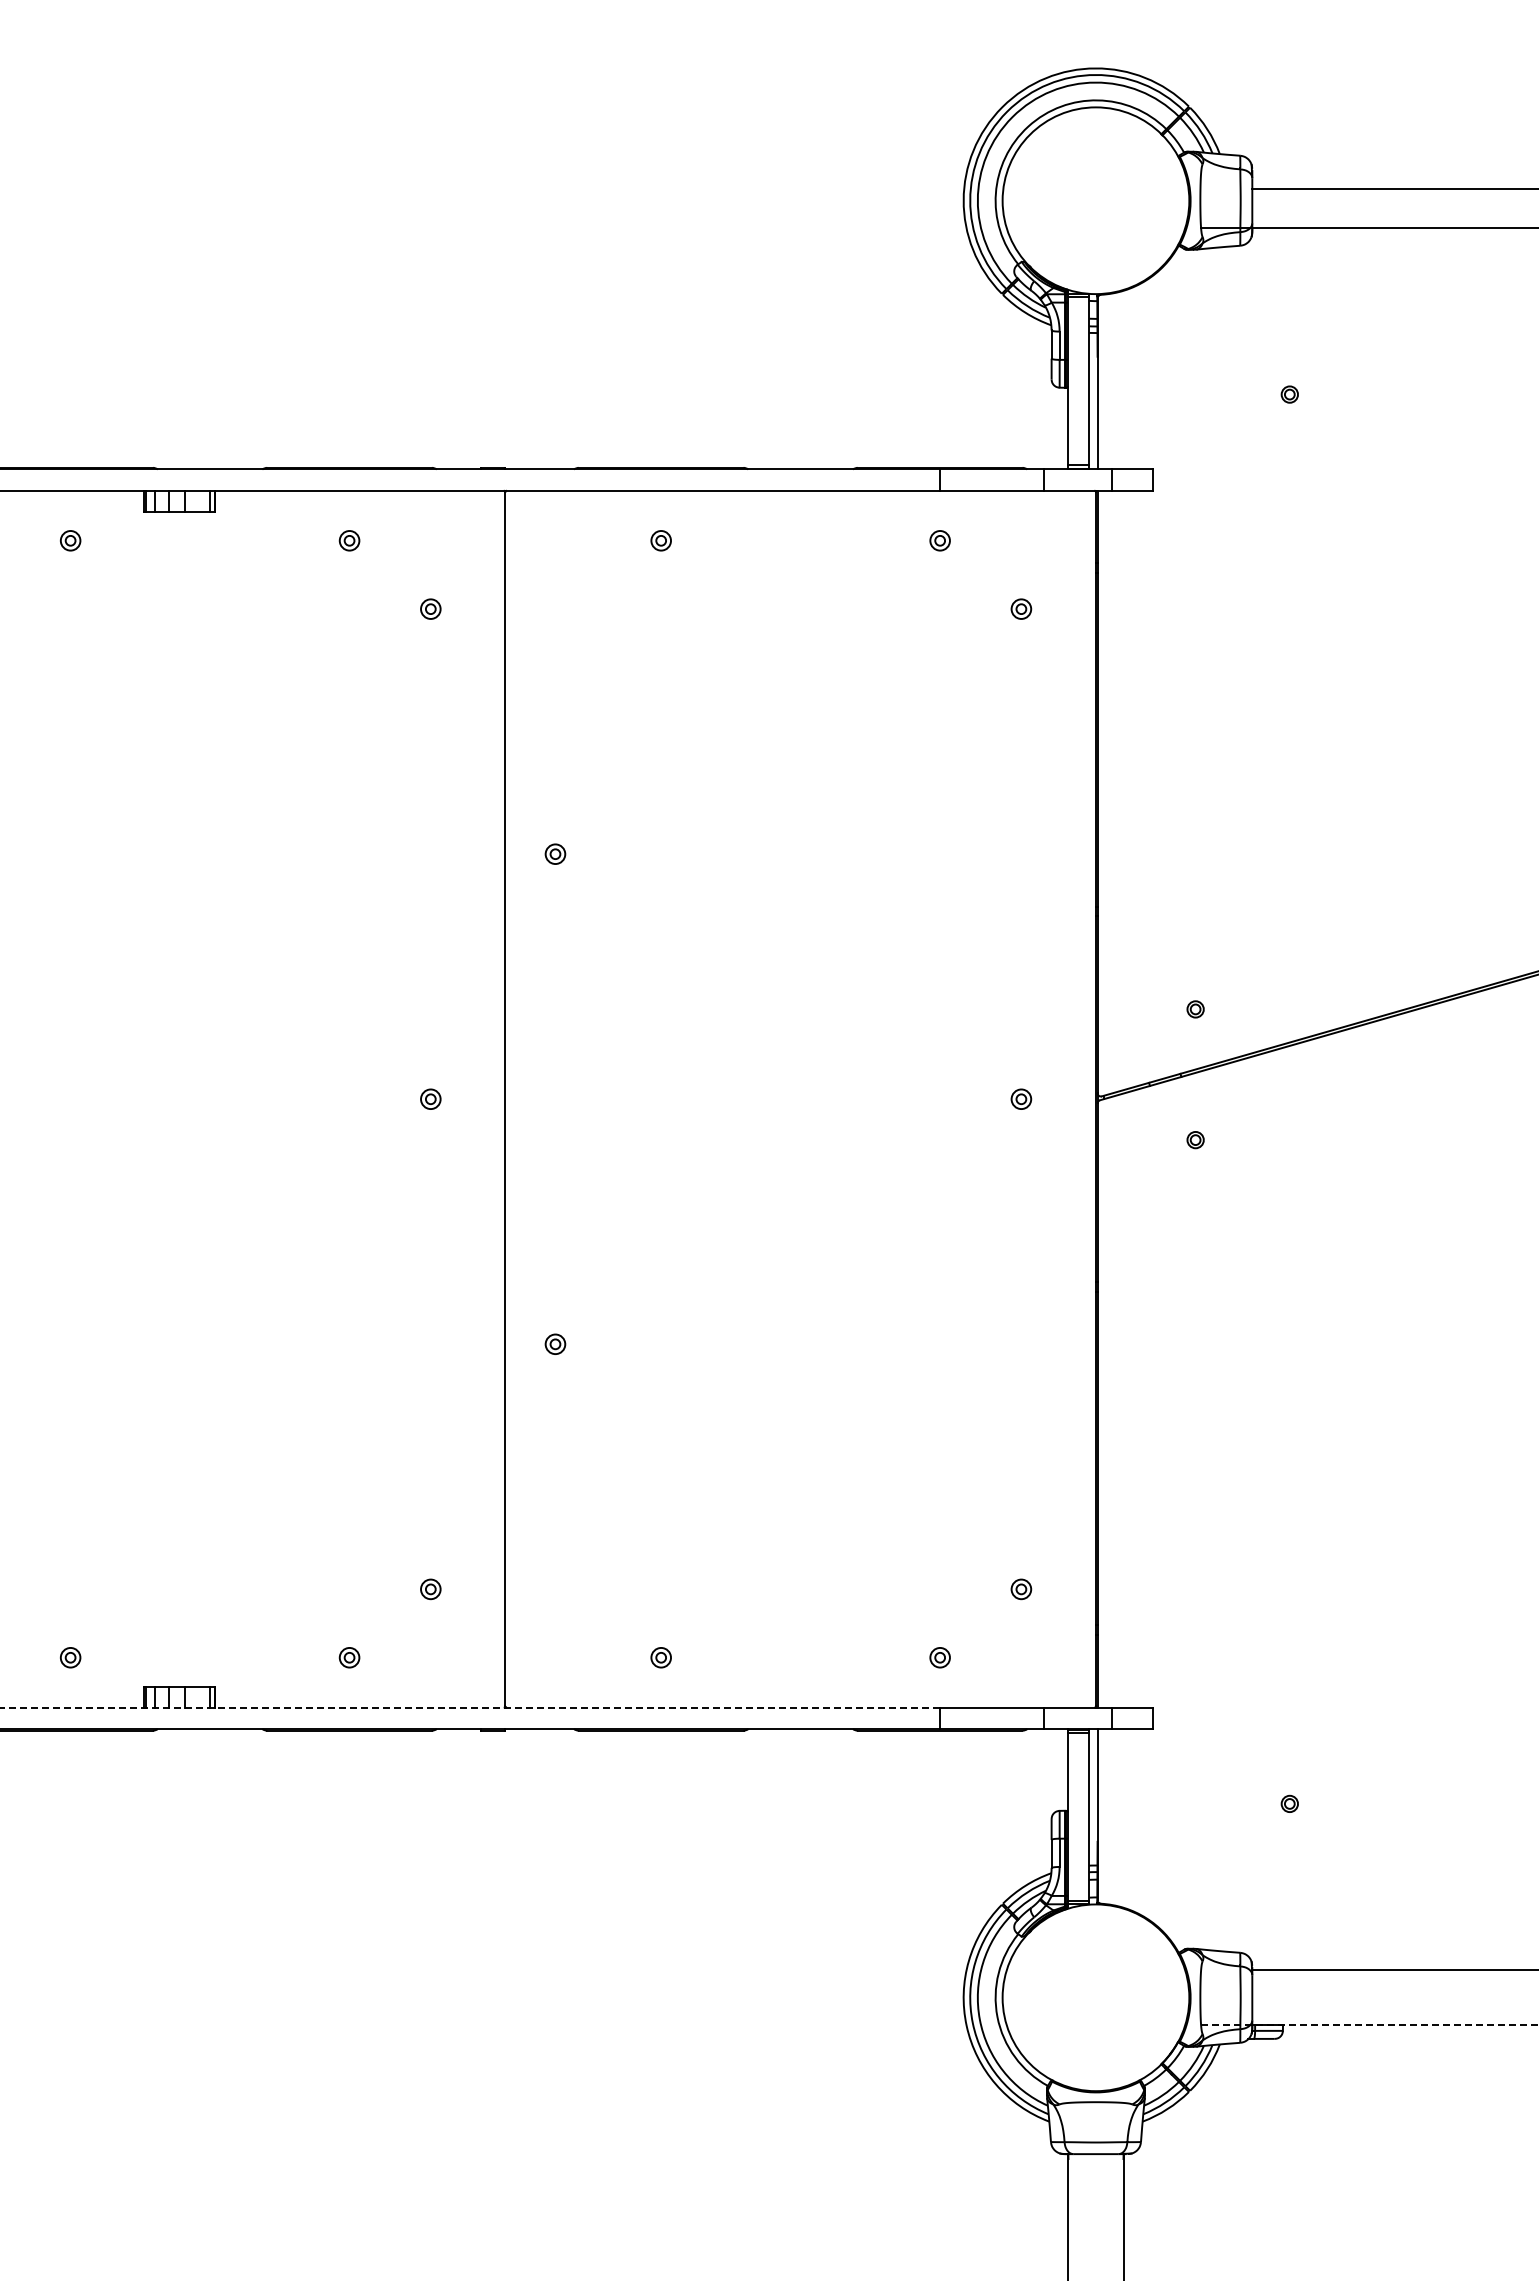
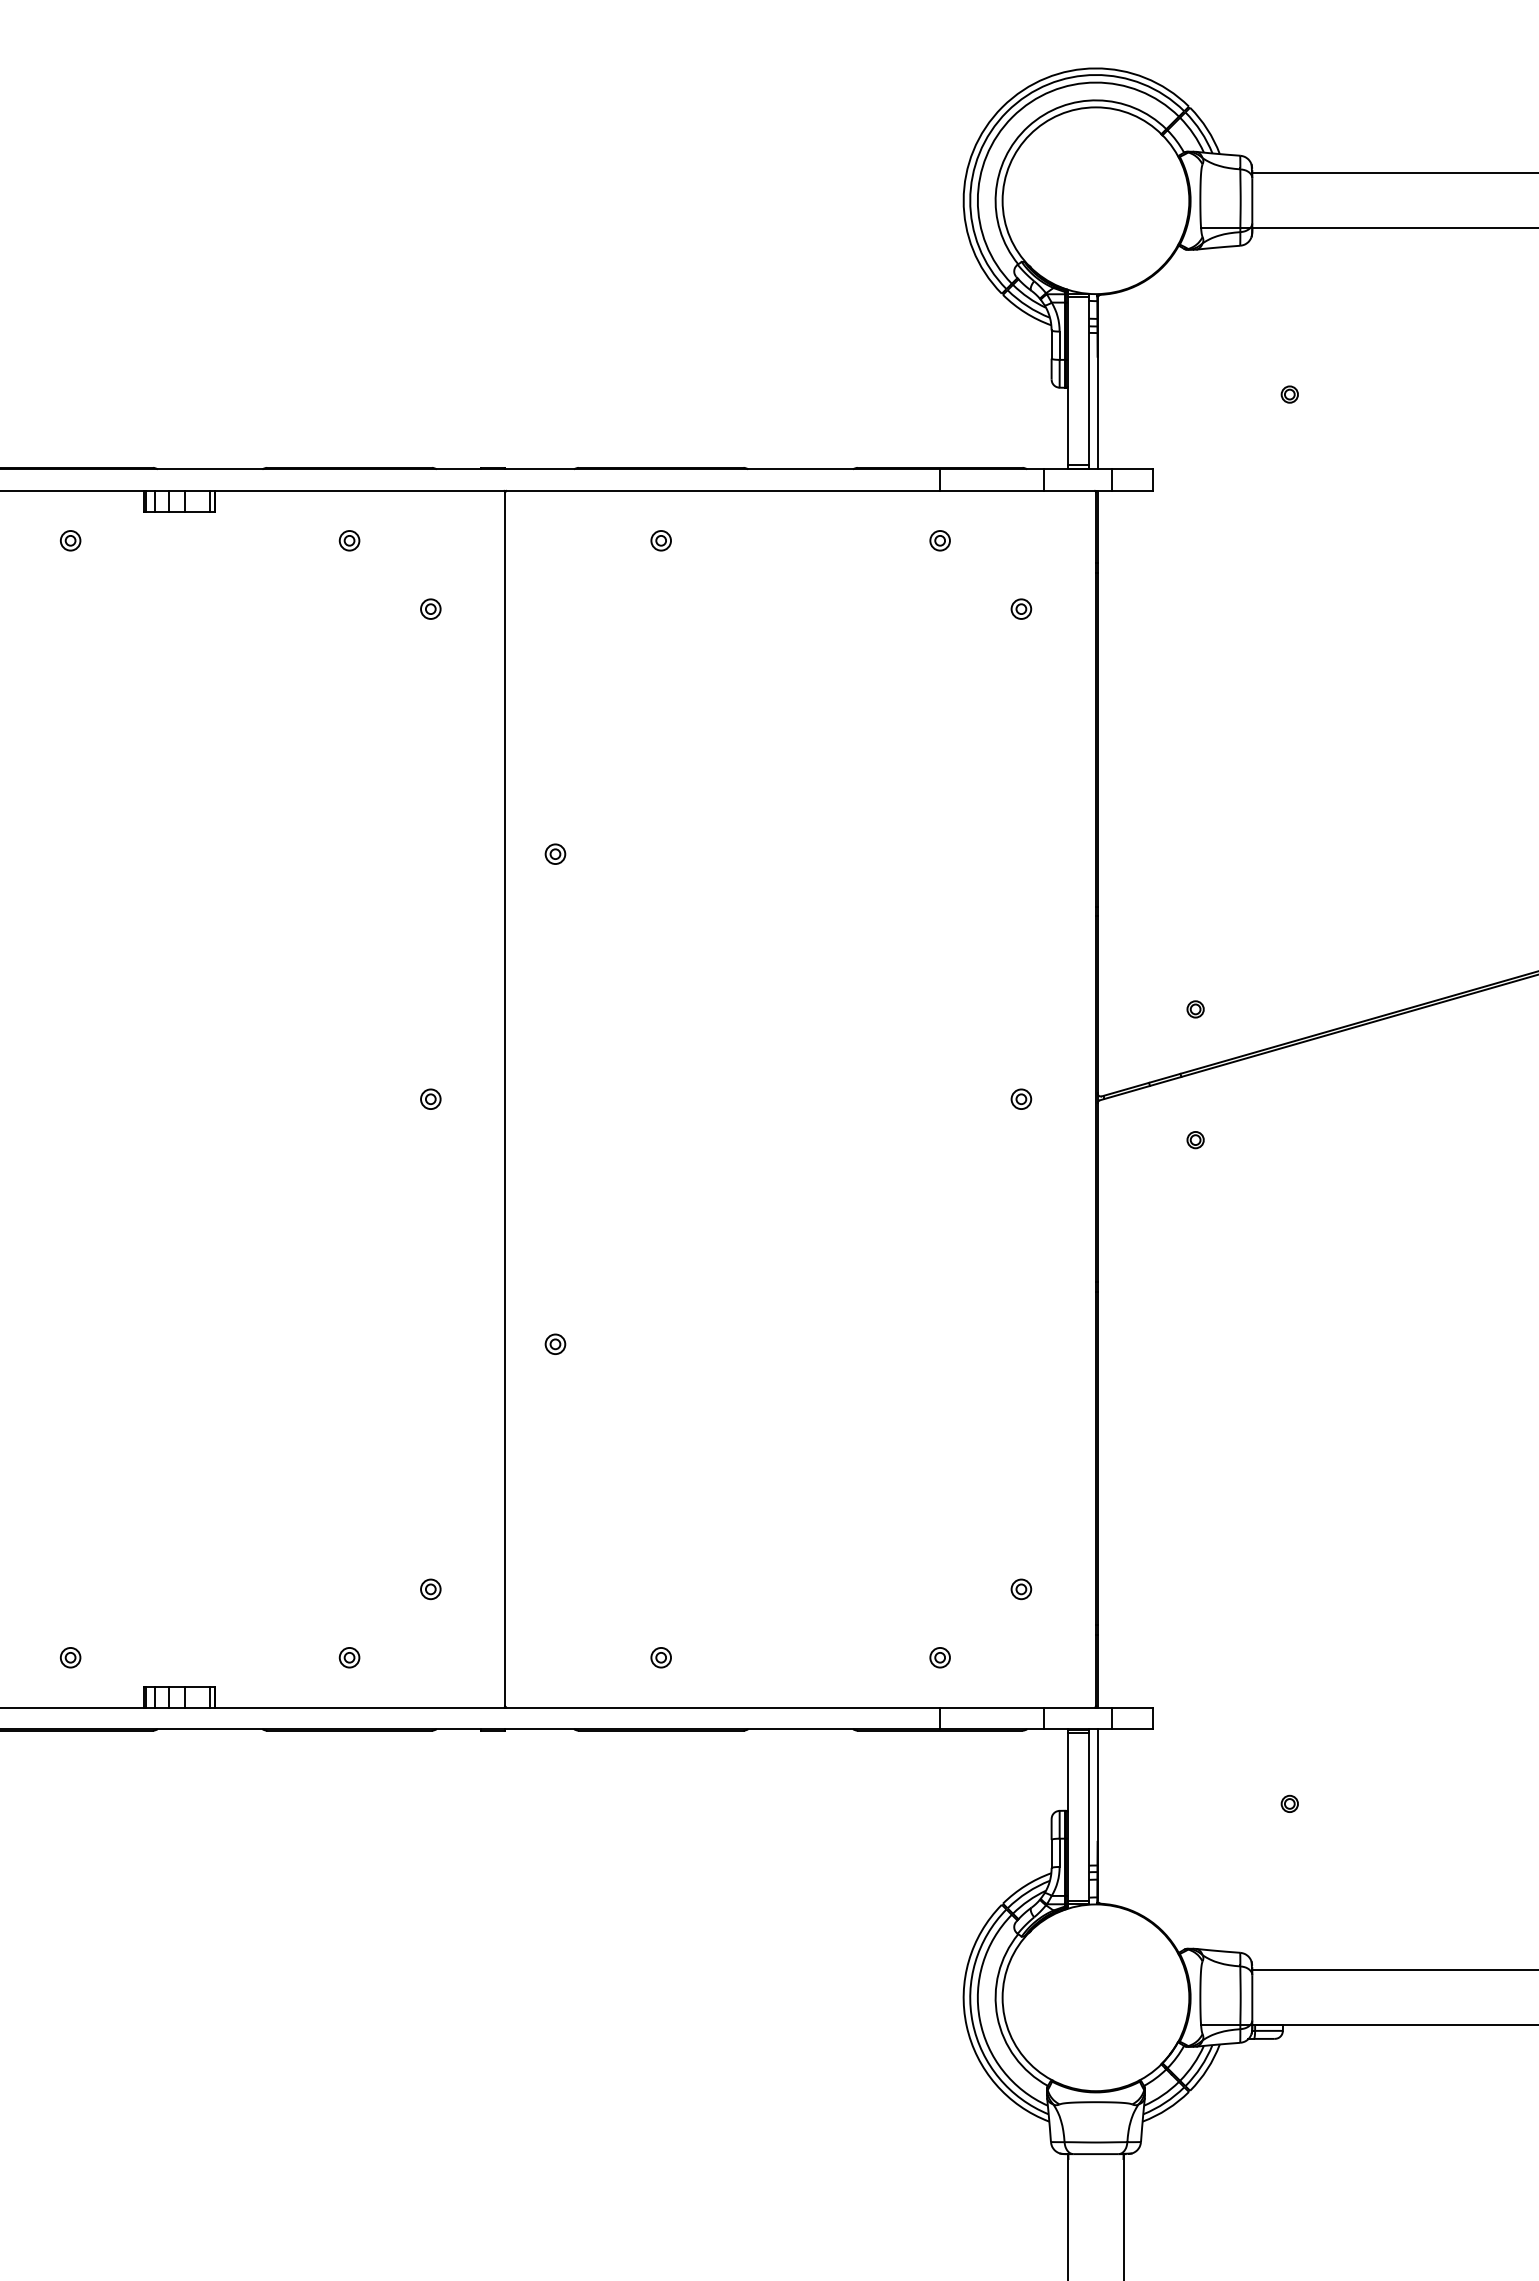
line position: (1393, 189) -> (1393, 173) (1393, 173)
line: dashed -> solid (470, 1707)
line: dashed -> solid (1369, 2025)
